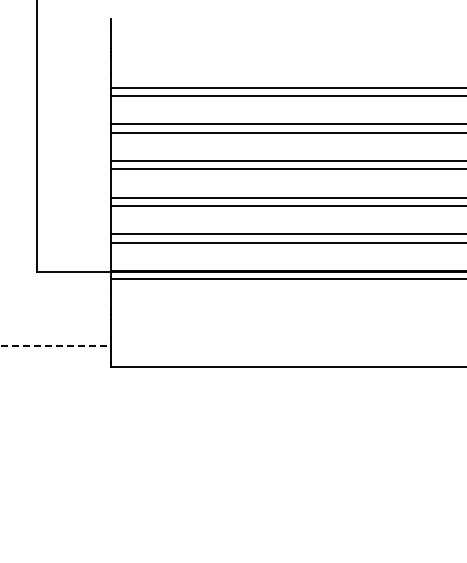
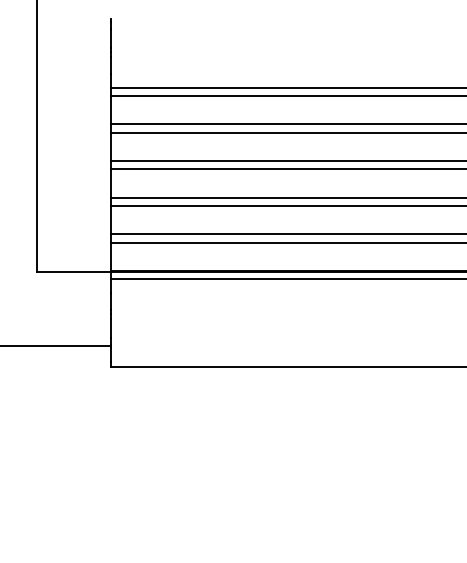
line: dashed -> solid (55, 346)
